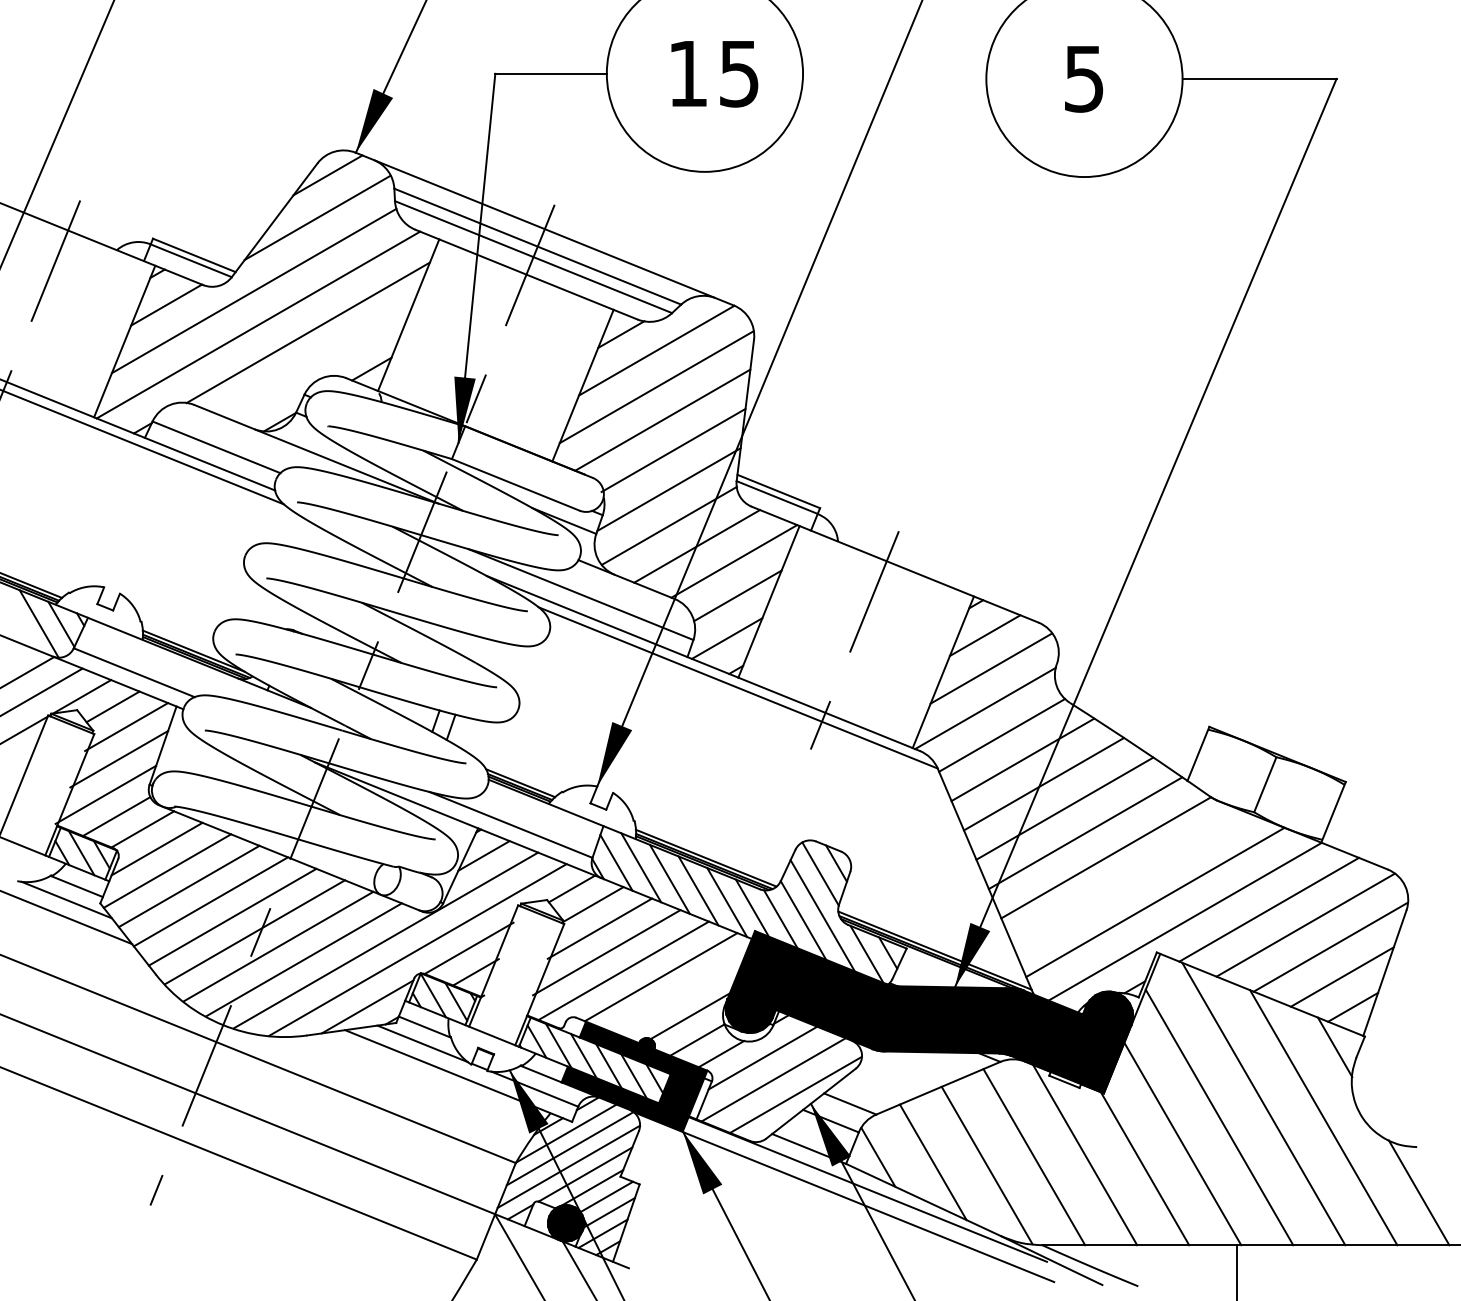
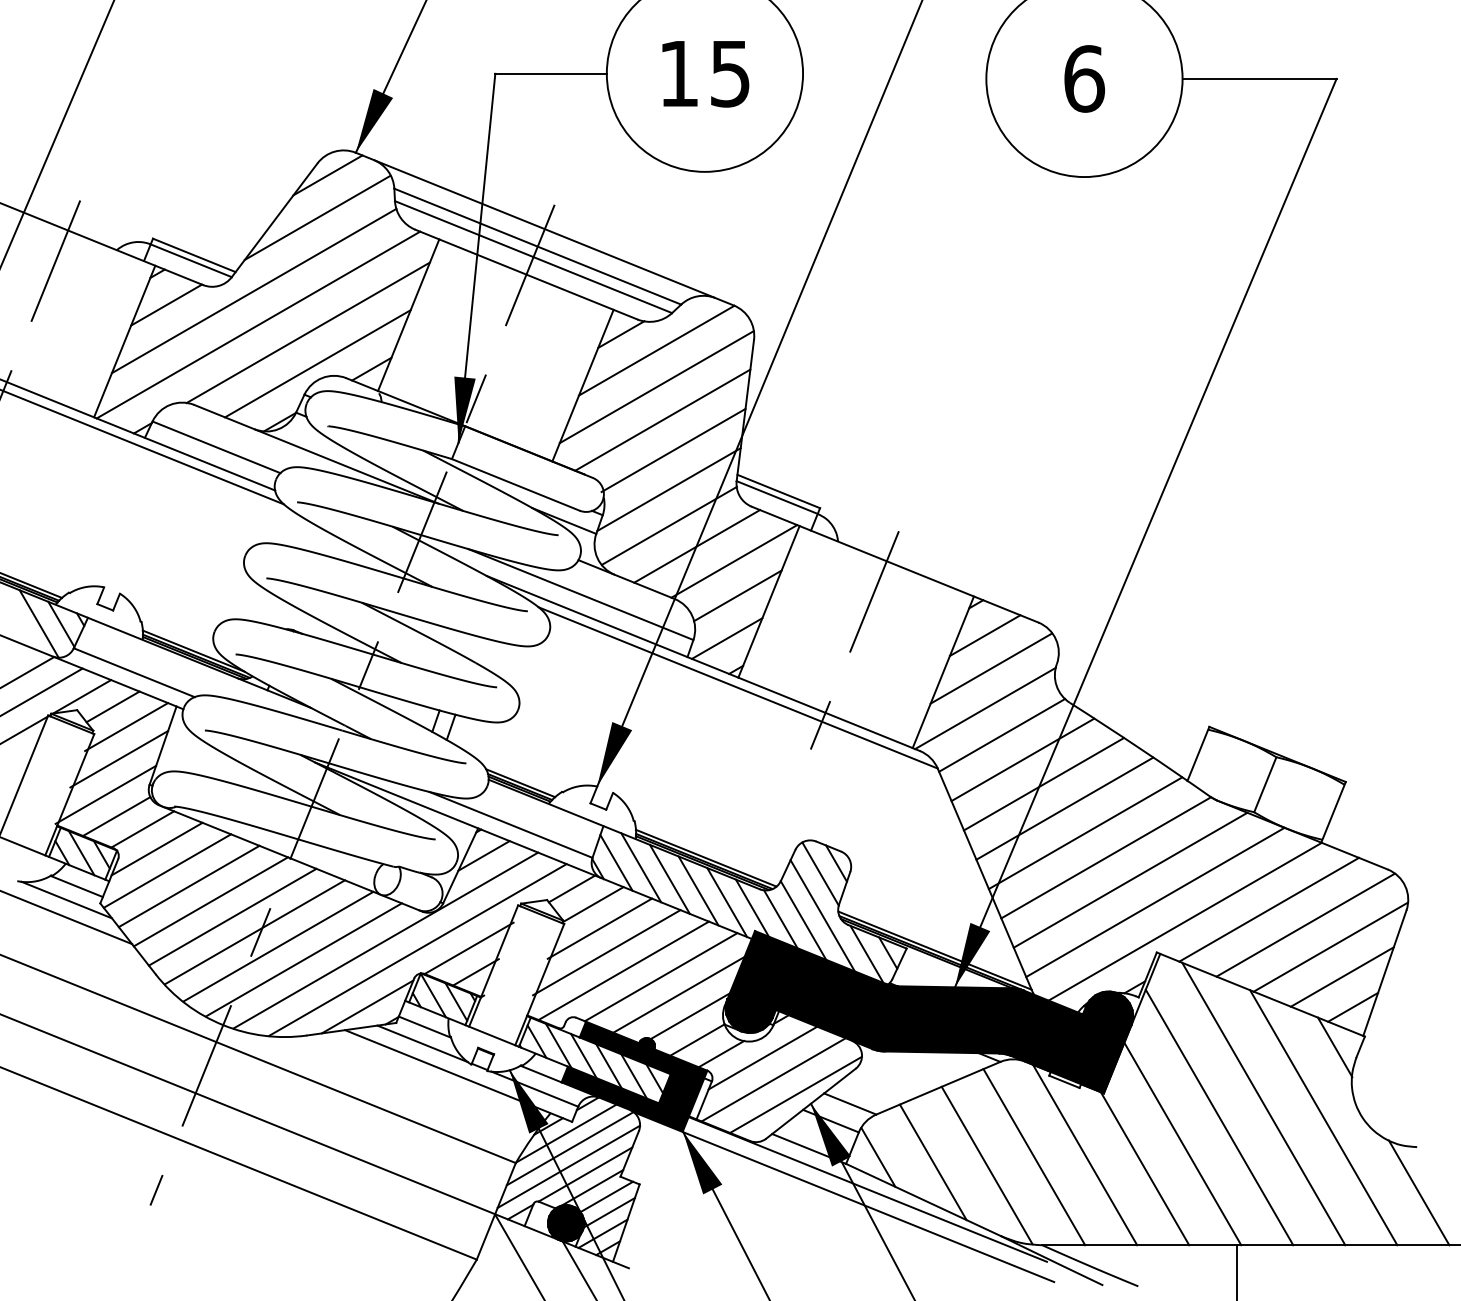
text position: (714, 74) -> (705, 74) (705, 74)
text: 5 -> 6 (1084, 78)
line: none -> present (317, 363)
line: none -> present (1130, 879)
line: none -> present (678, 994)
